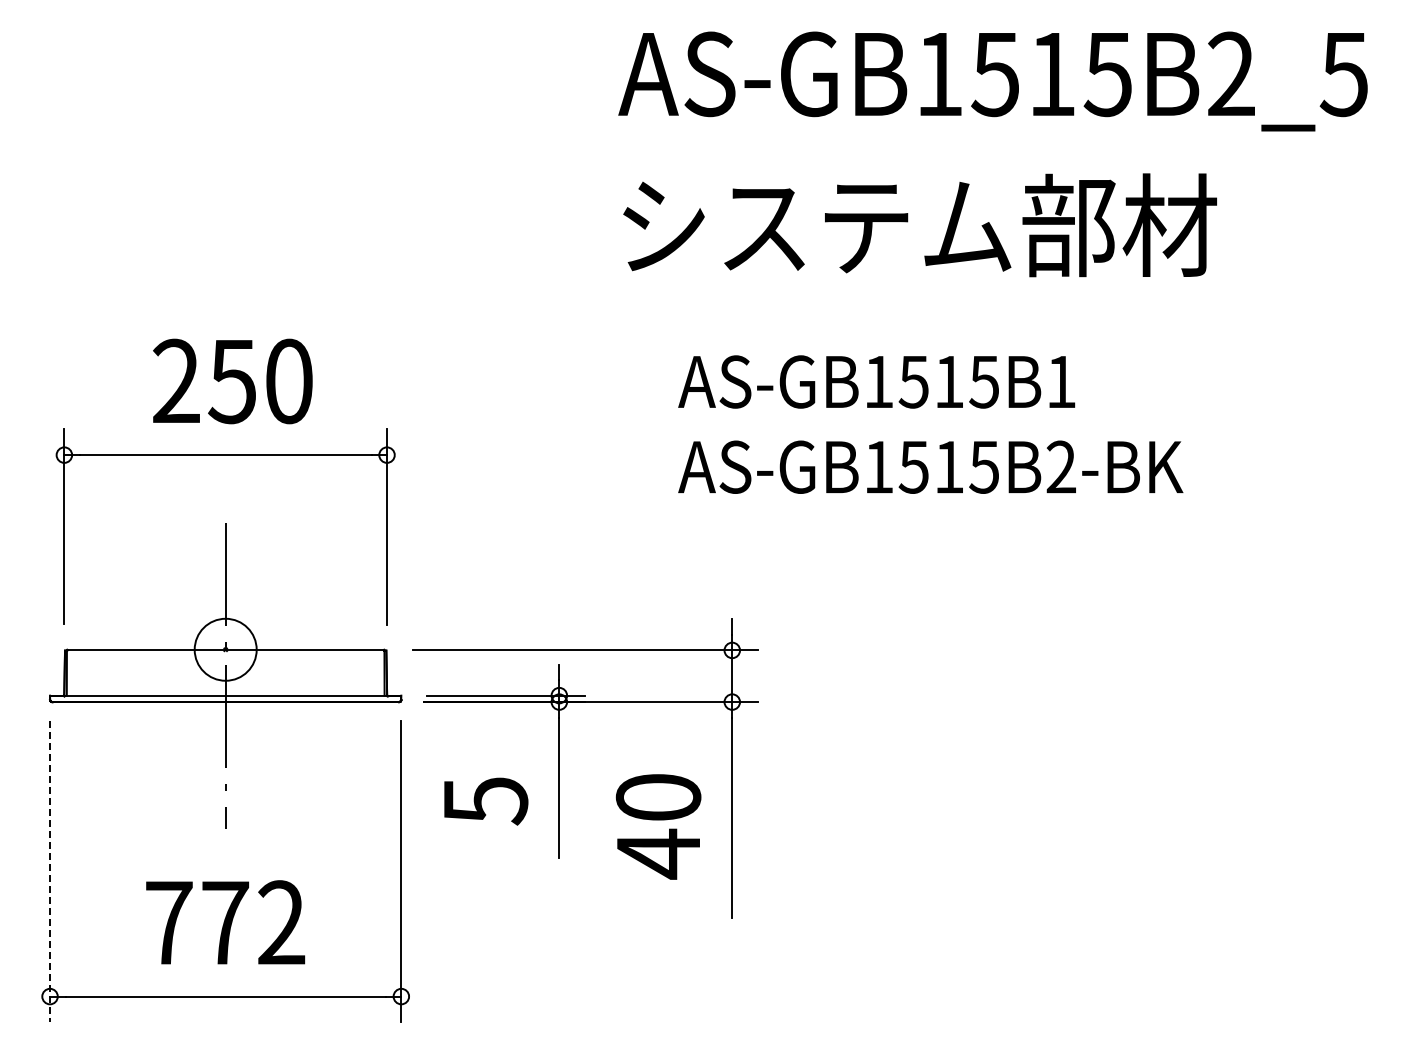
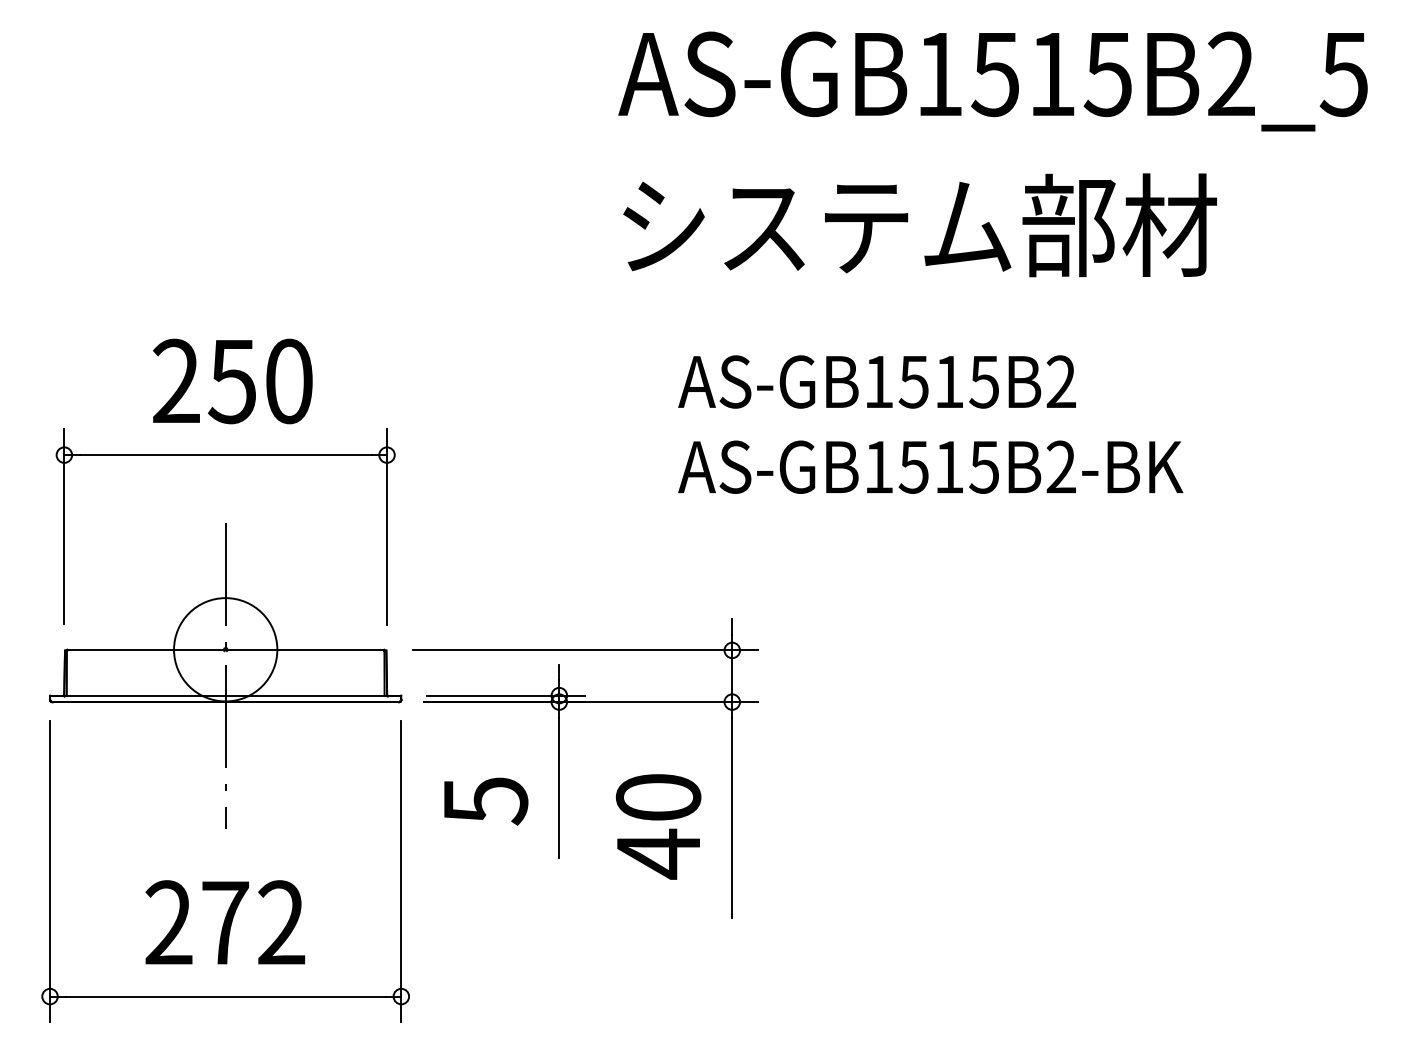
text: AS-GB1515B1 -> AS-GB1515B2 (1060, 381)
circle diameter: 62 px -> 103 px (225, 649)
line: dashed -> solid (50, 872)
text: 772 -> 272 (168, 922)
